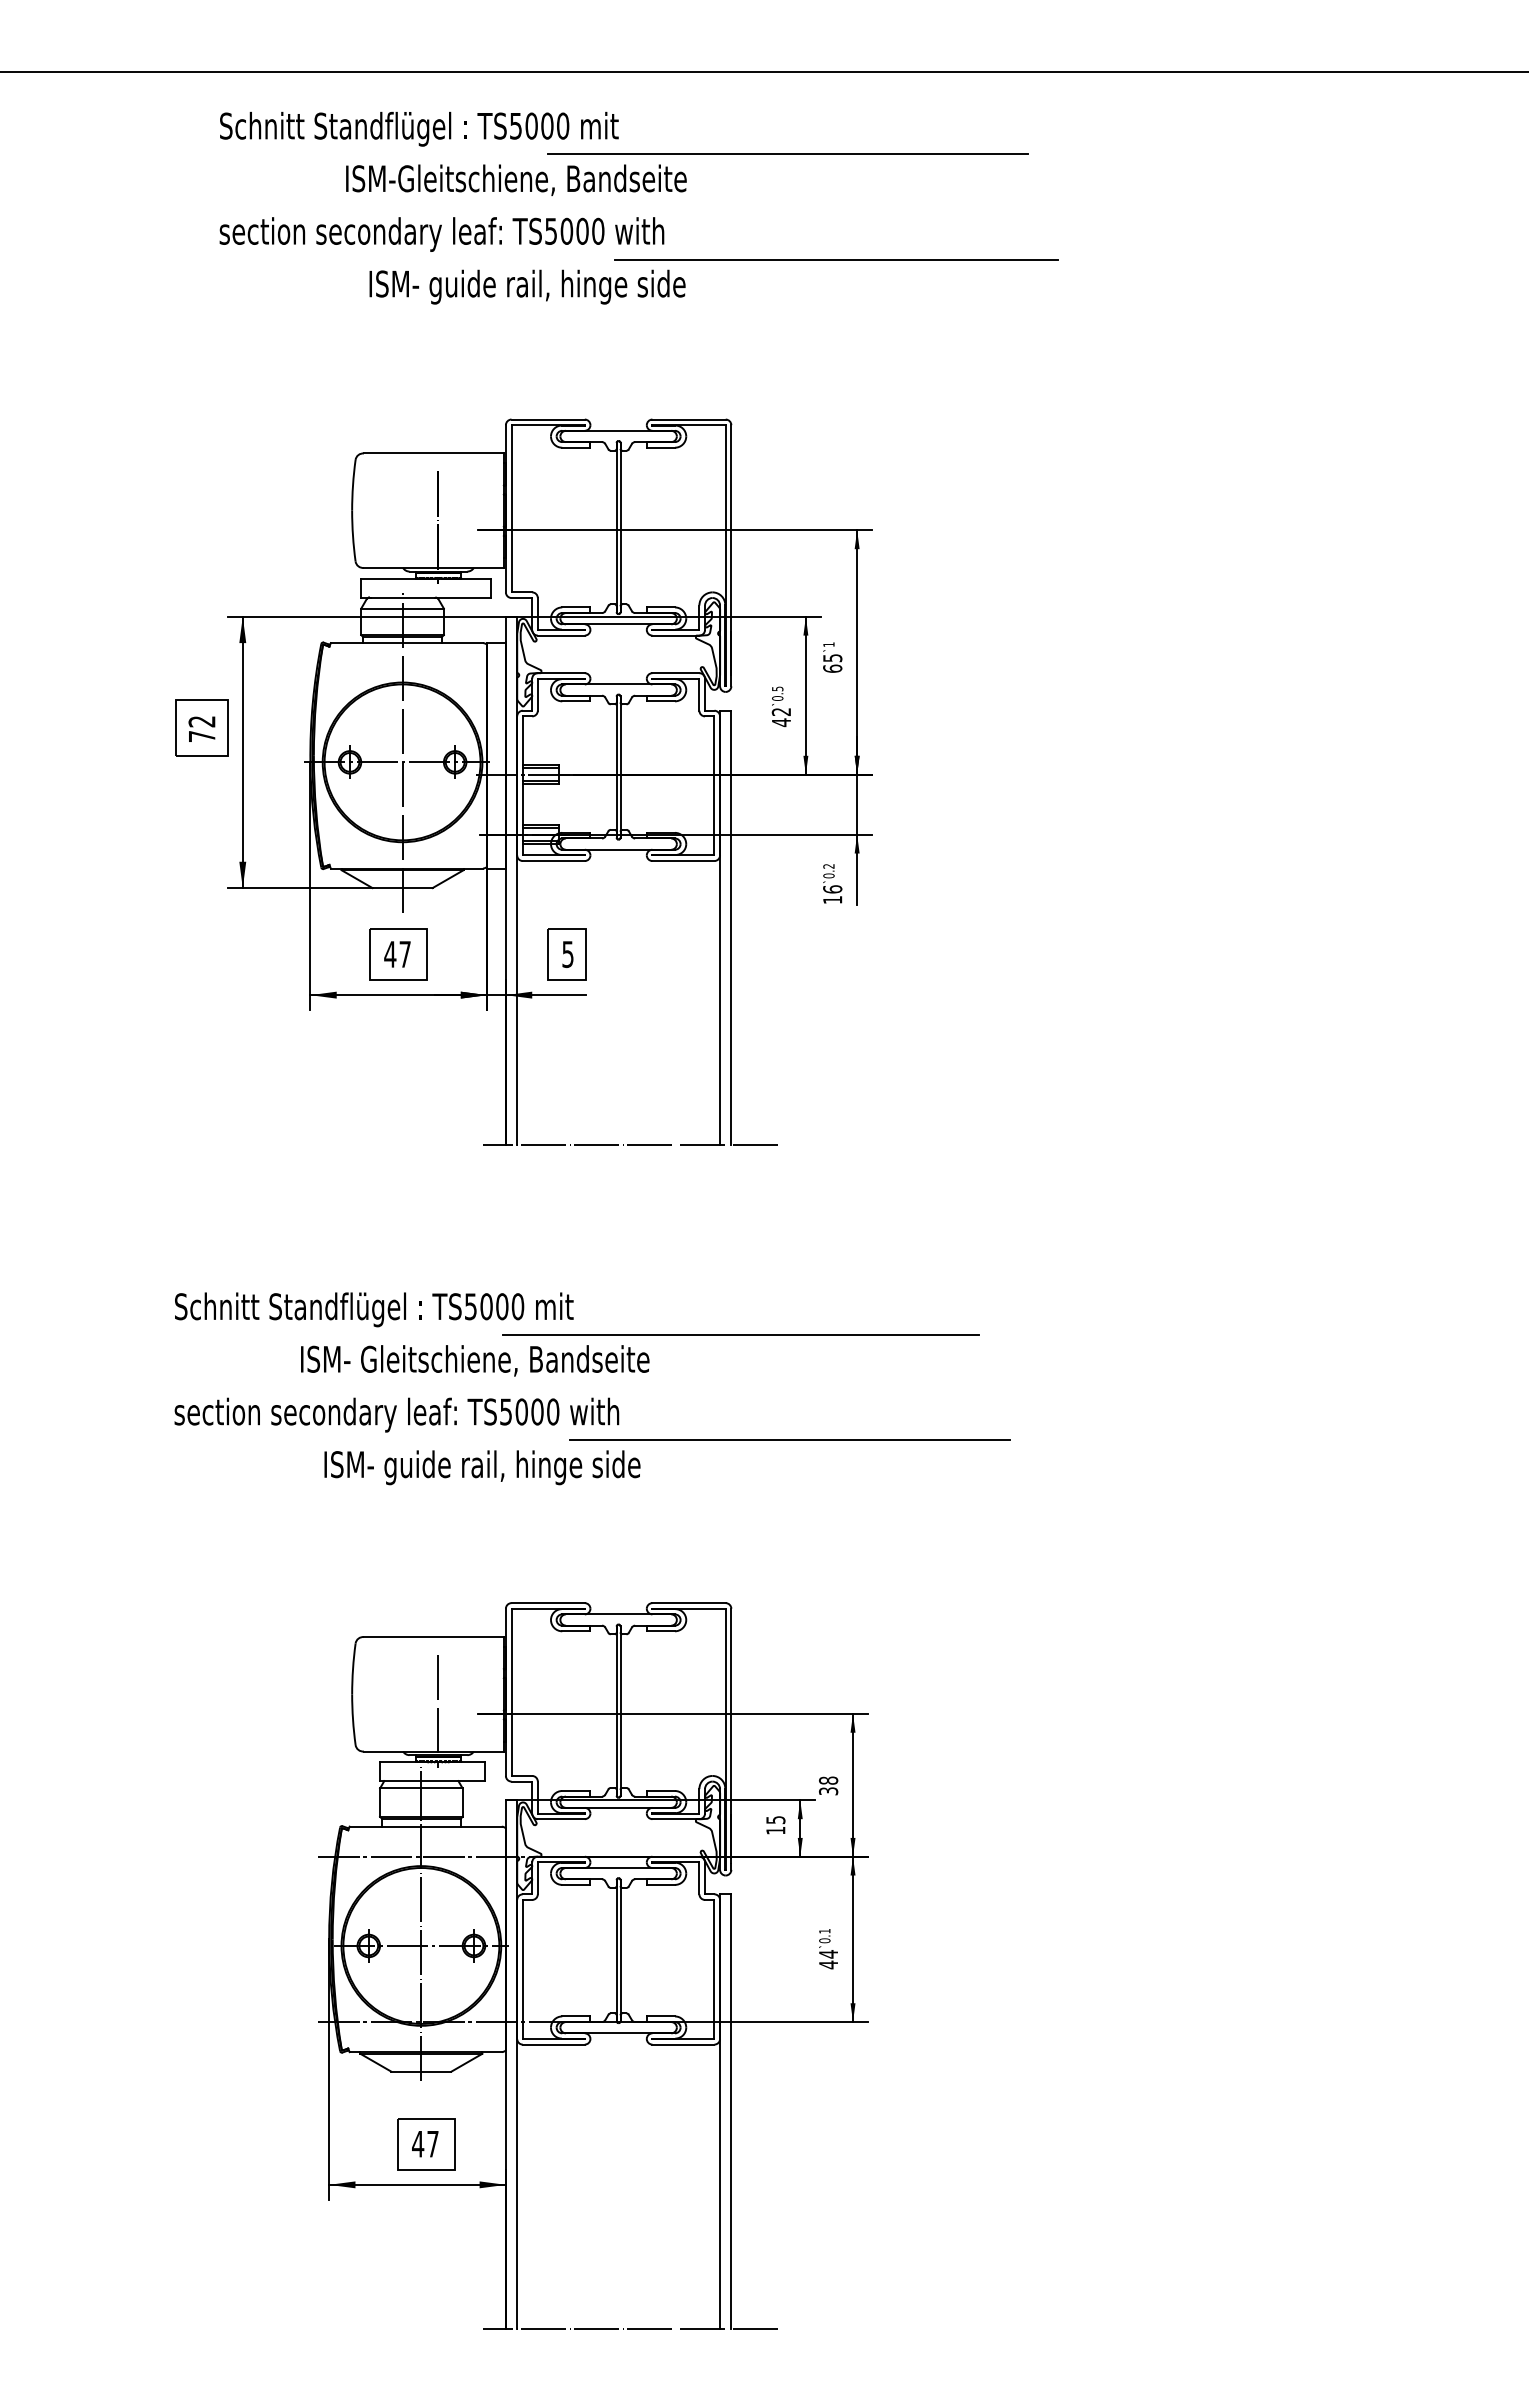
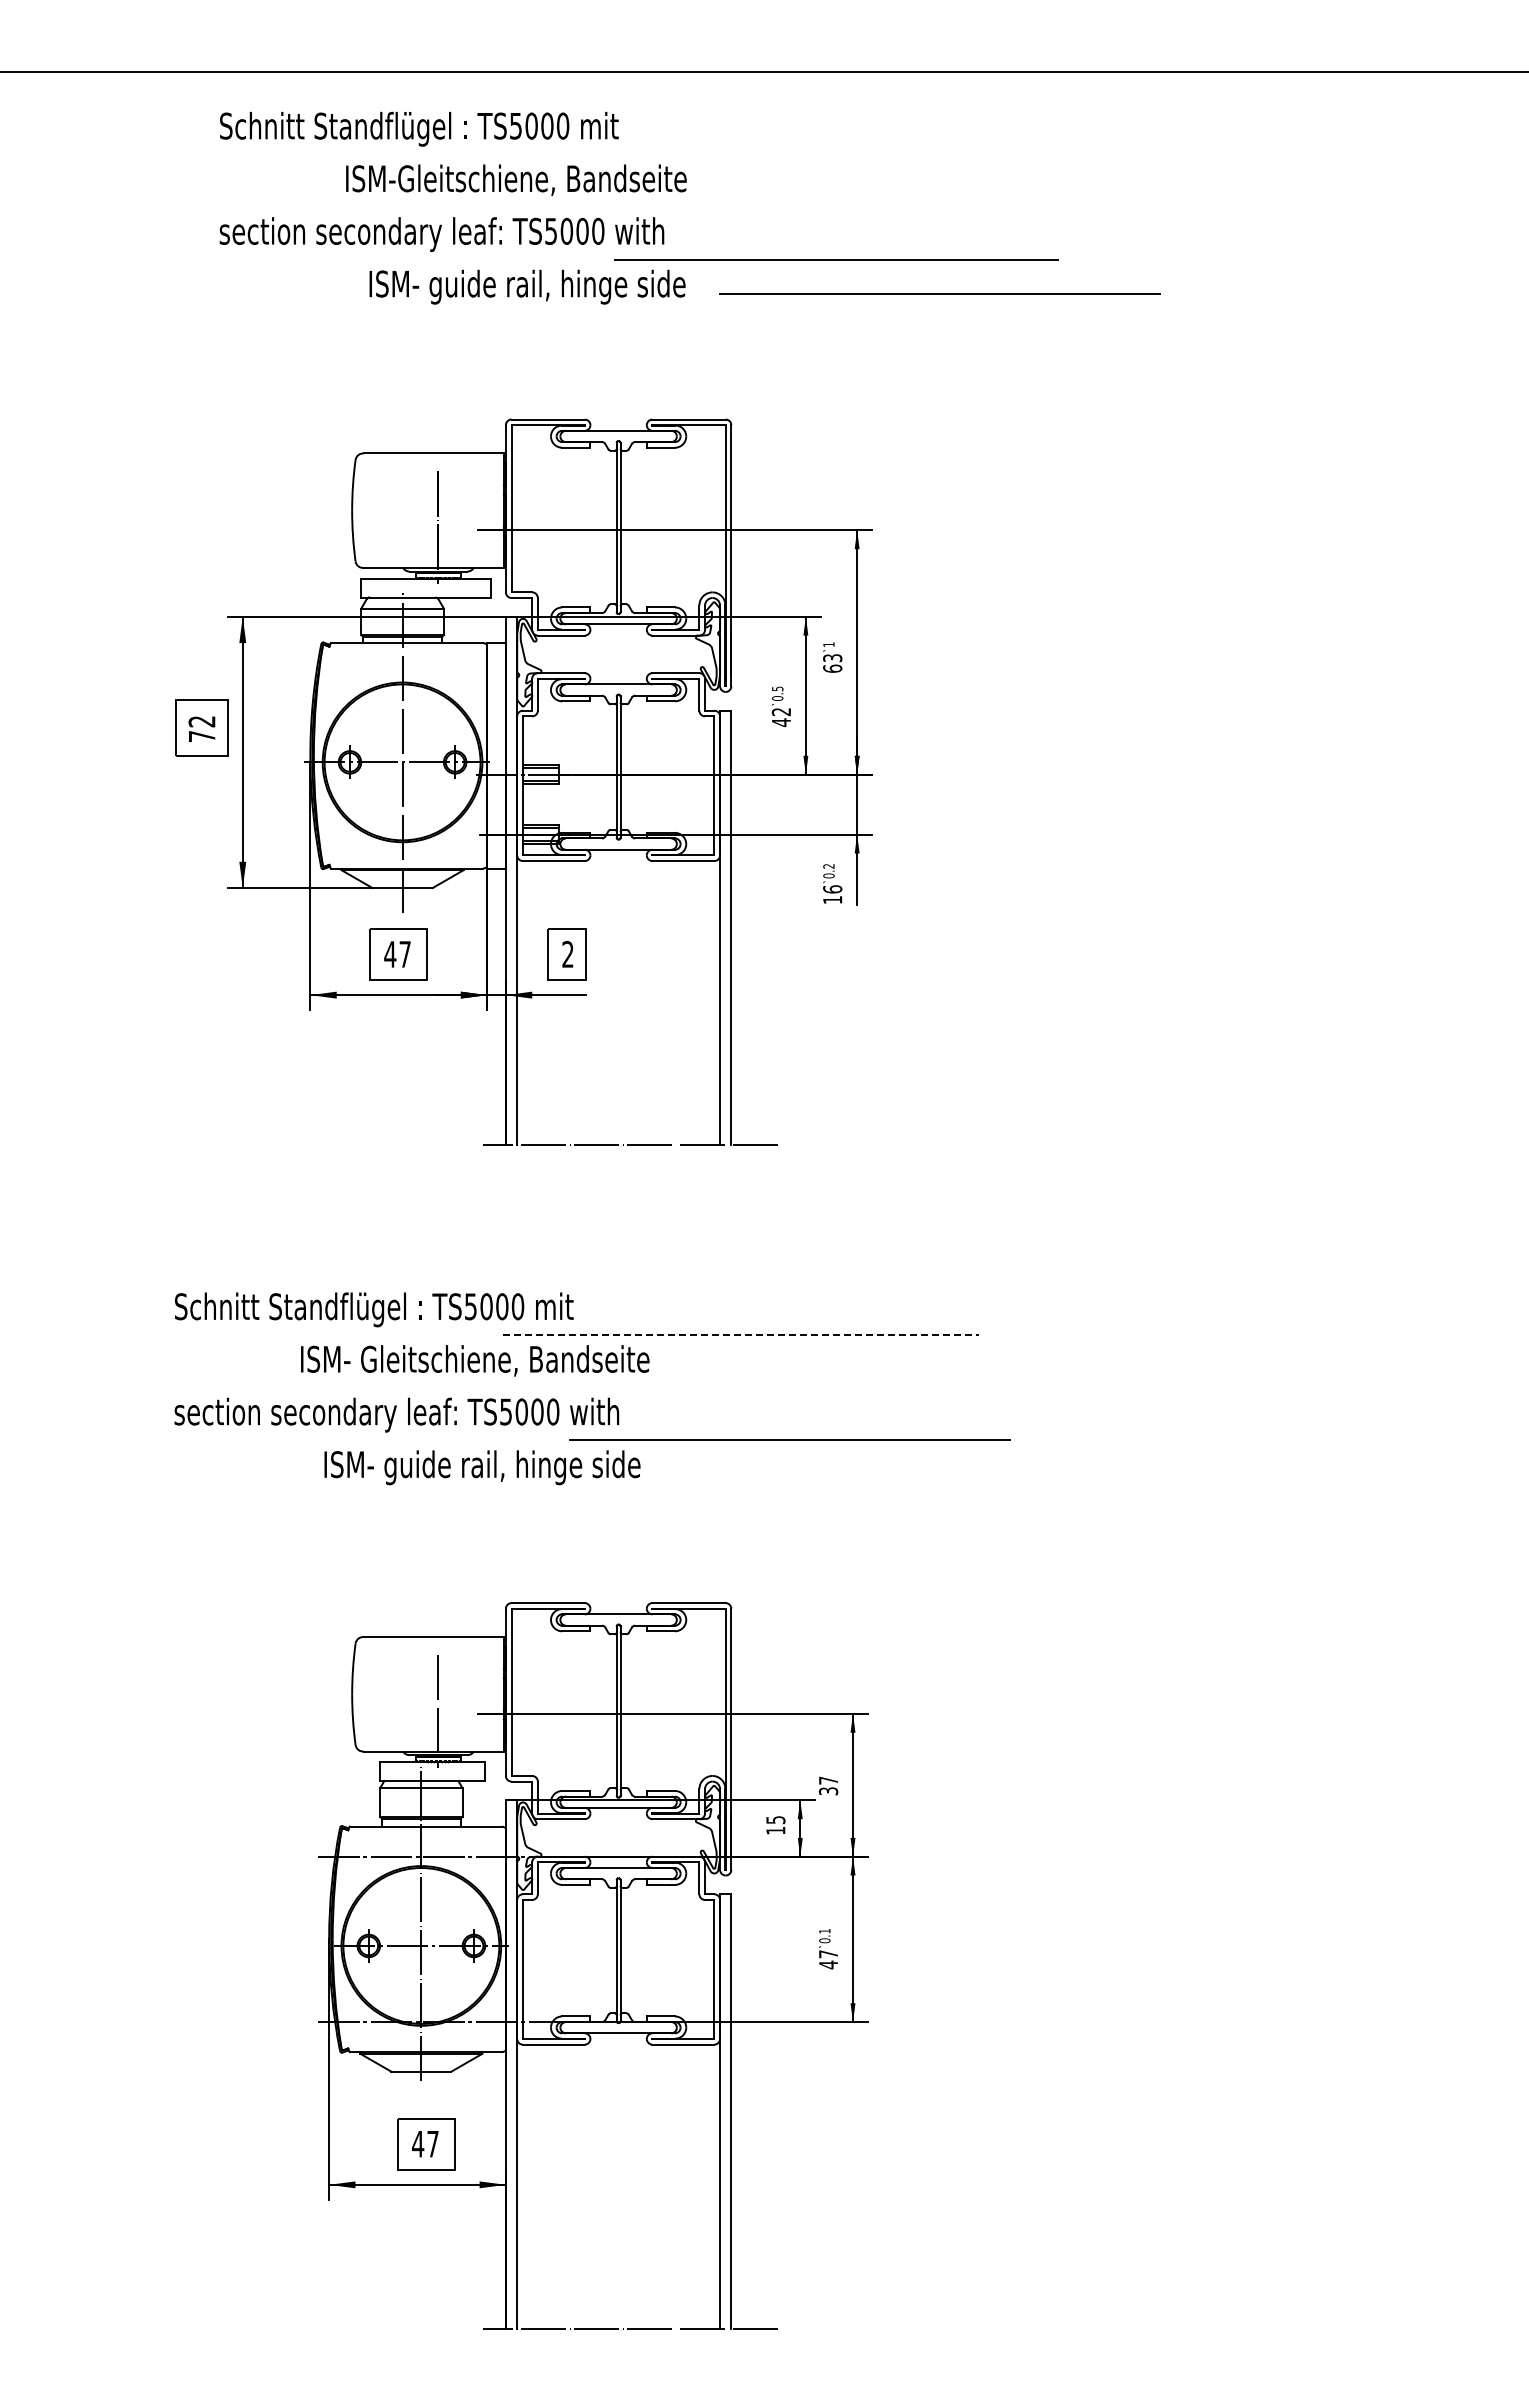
line: present -> none (787, 154)
line: none -> present (939, 293)
text: 65 -> 63 (832, 657)
text: 5 -> 2 (567, 954)
line: solid -> dashed (741, 1334)
text: 38 -> 37 (828, 1780)
text: 44 -> 47 (828, 1954)
